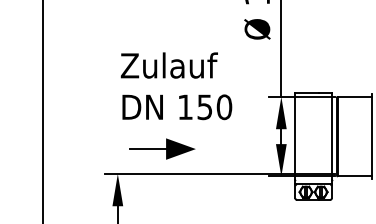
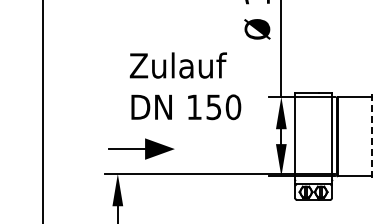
text position: (176, 86) -> (185, 86) (185, 86)
line: solid -> dashed (371, 136)
part position: (162, 148) -> (141, 148) (141, 148)
